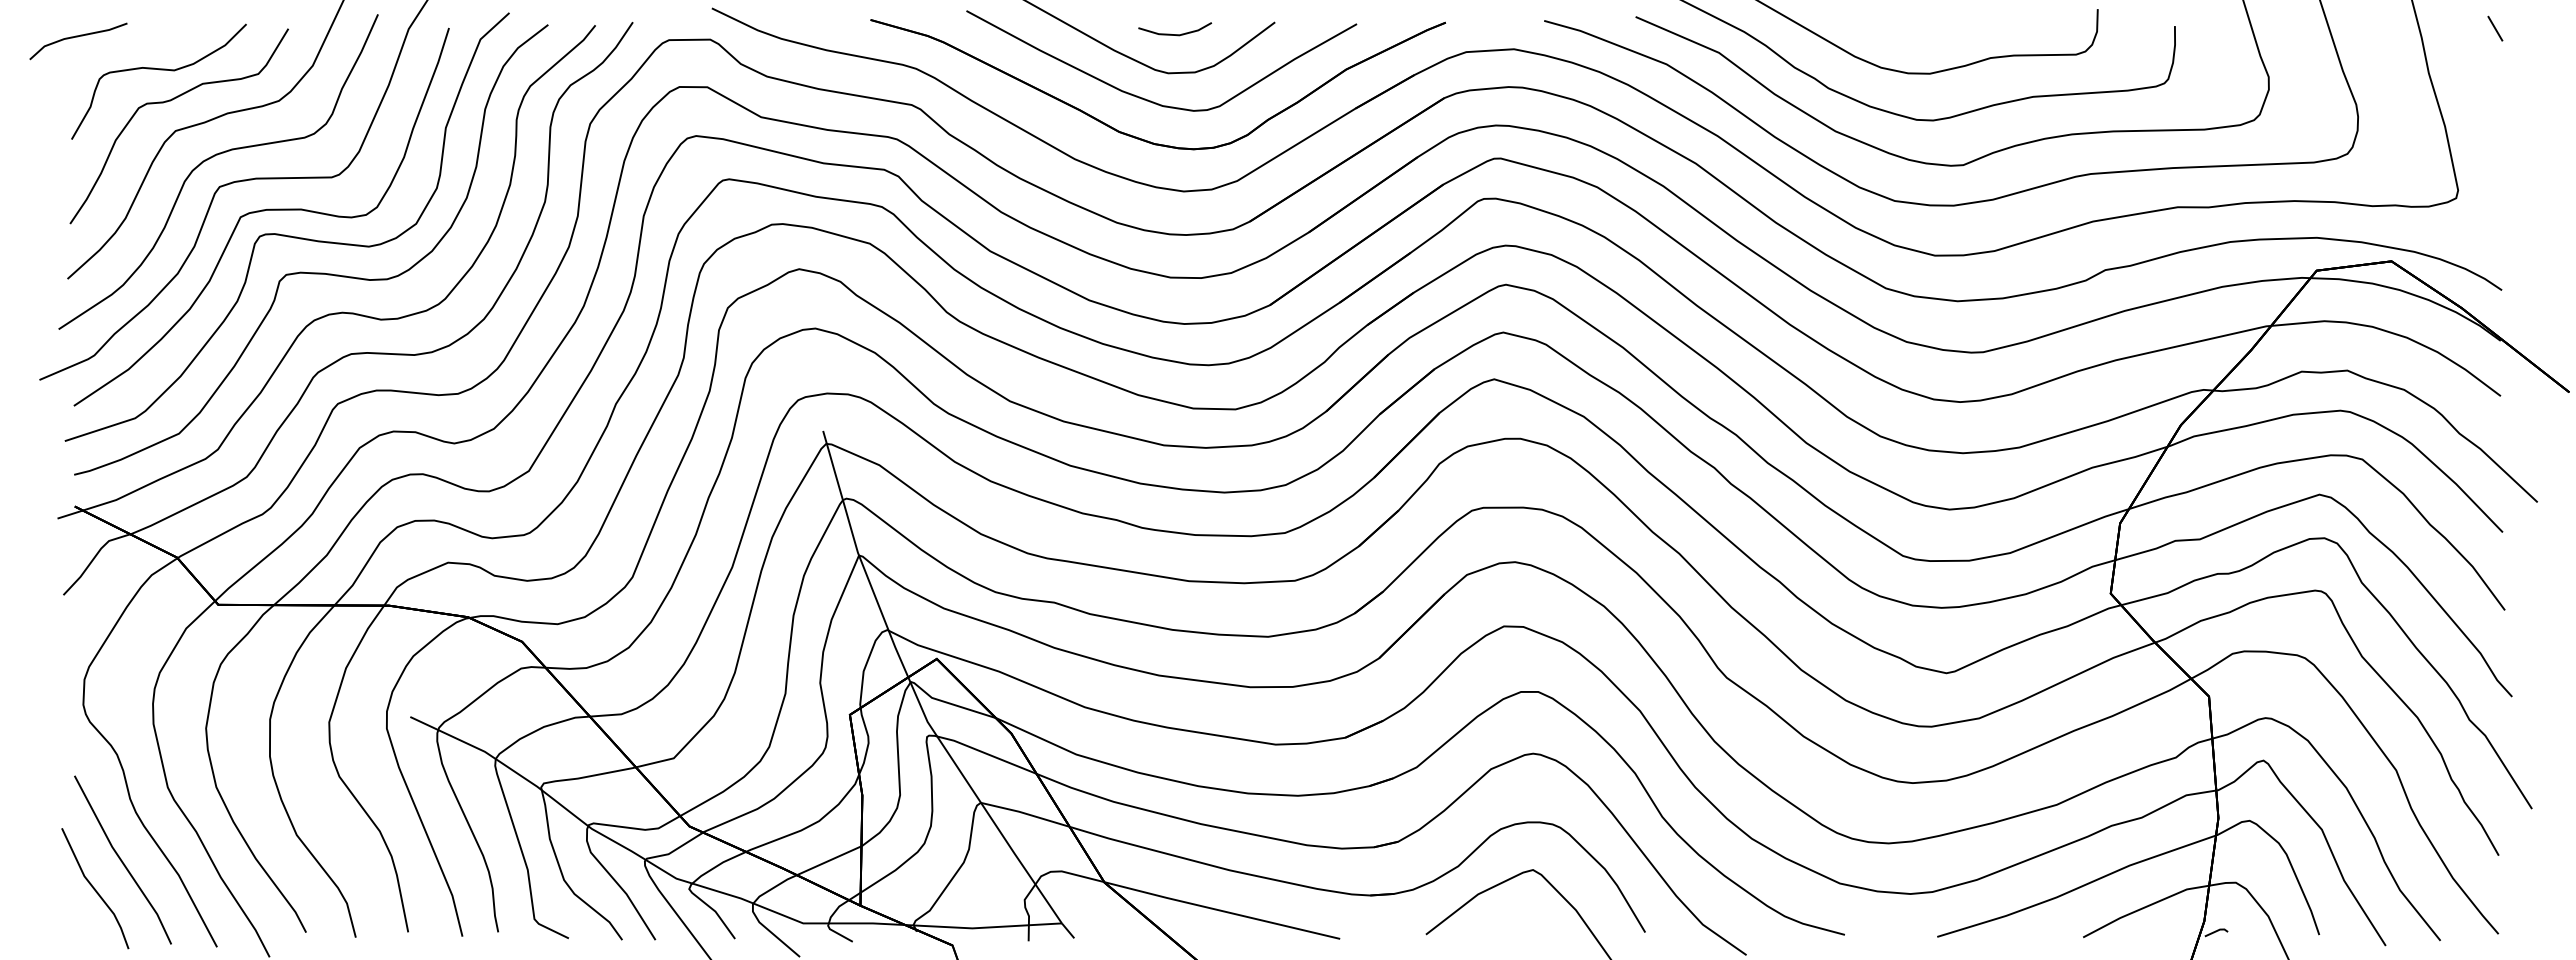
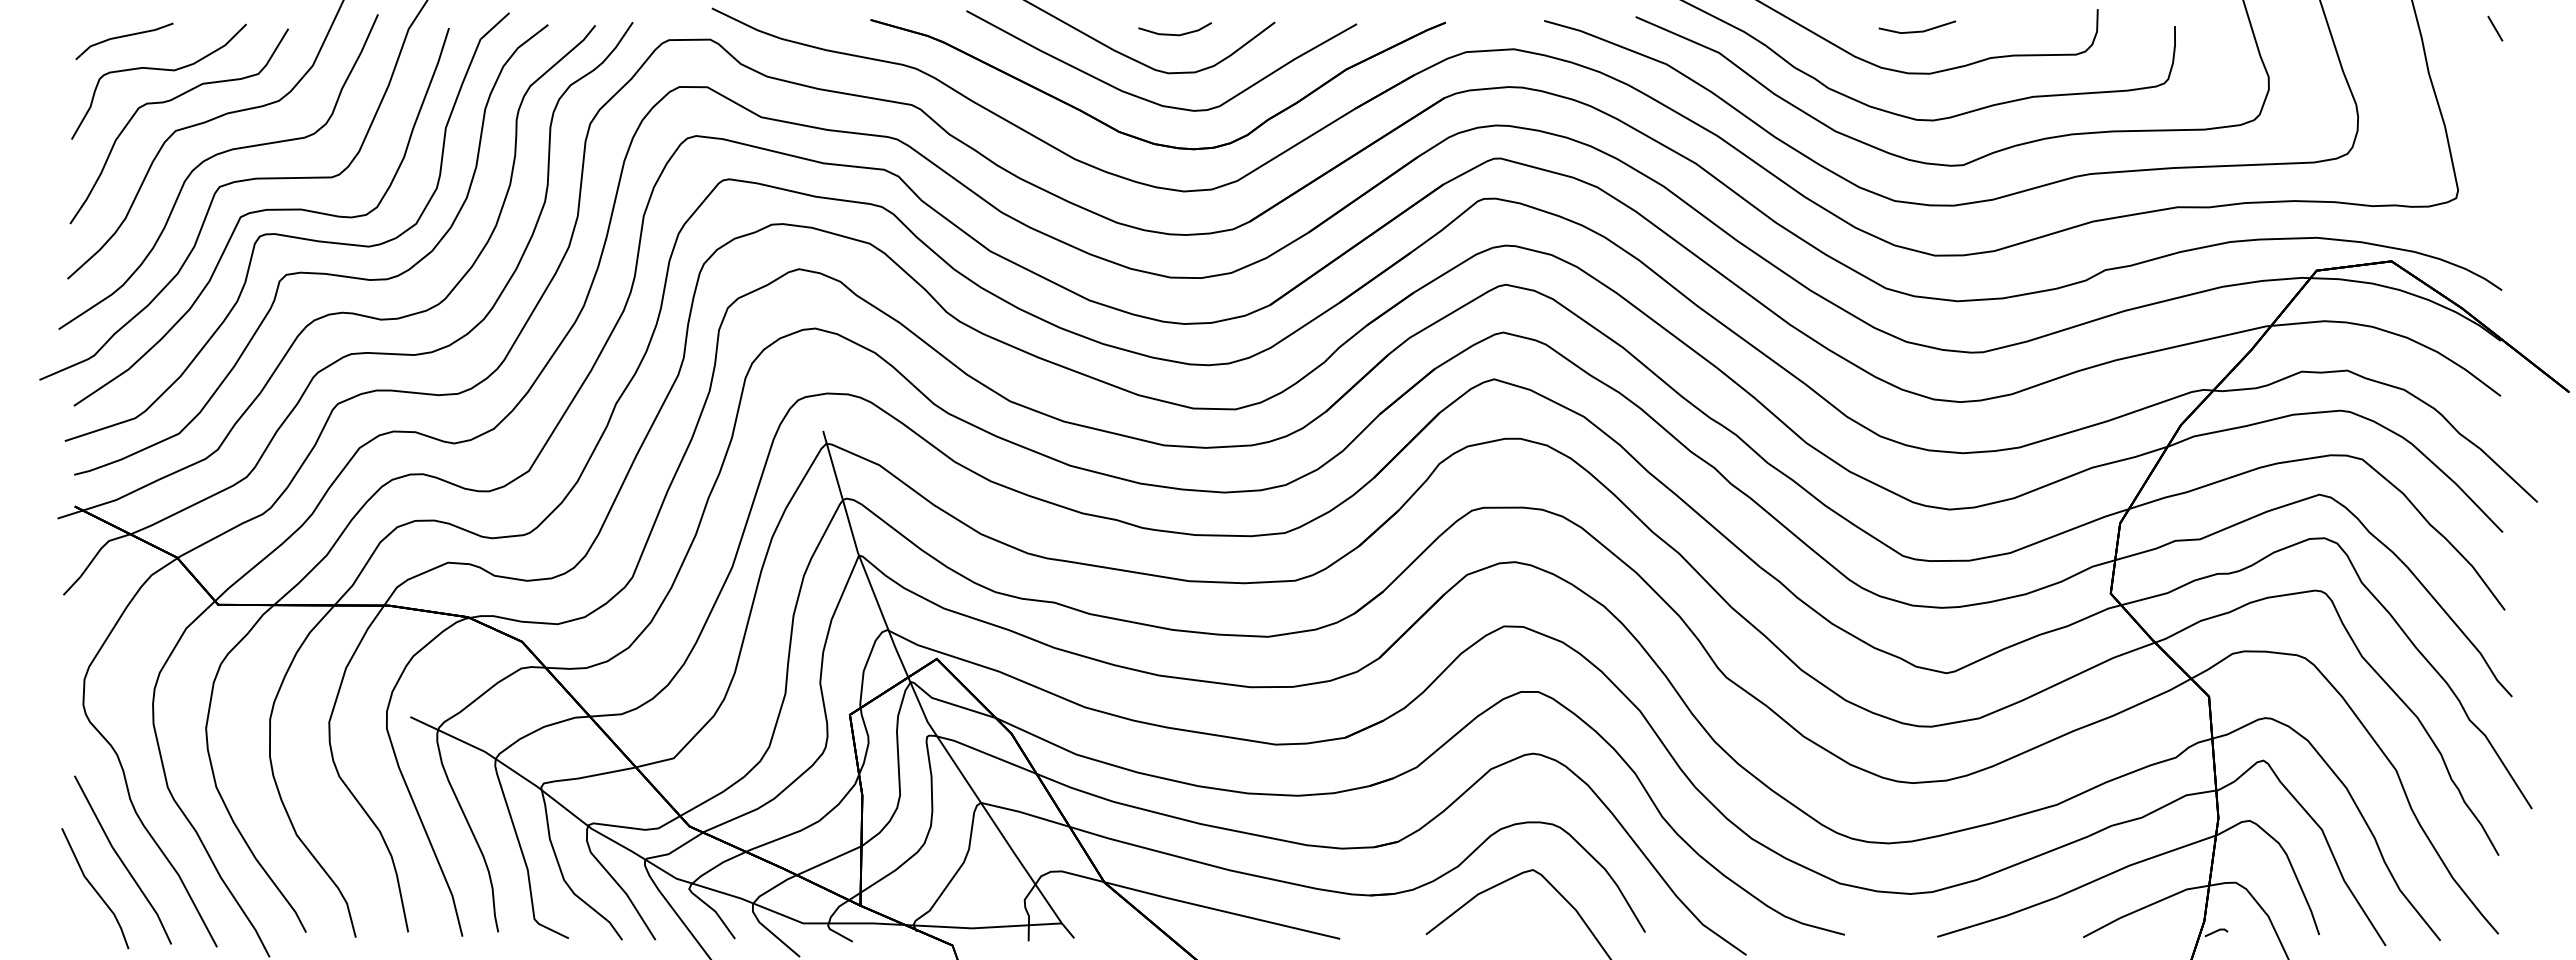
part: none -> present (1917, 26)
part position: (78, 41) -> (124, 41) (124, 41)
